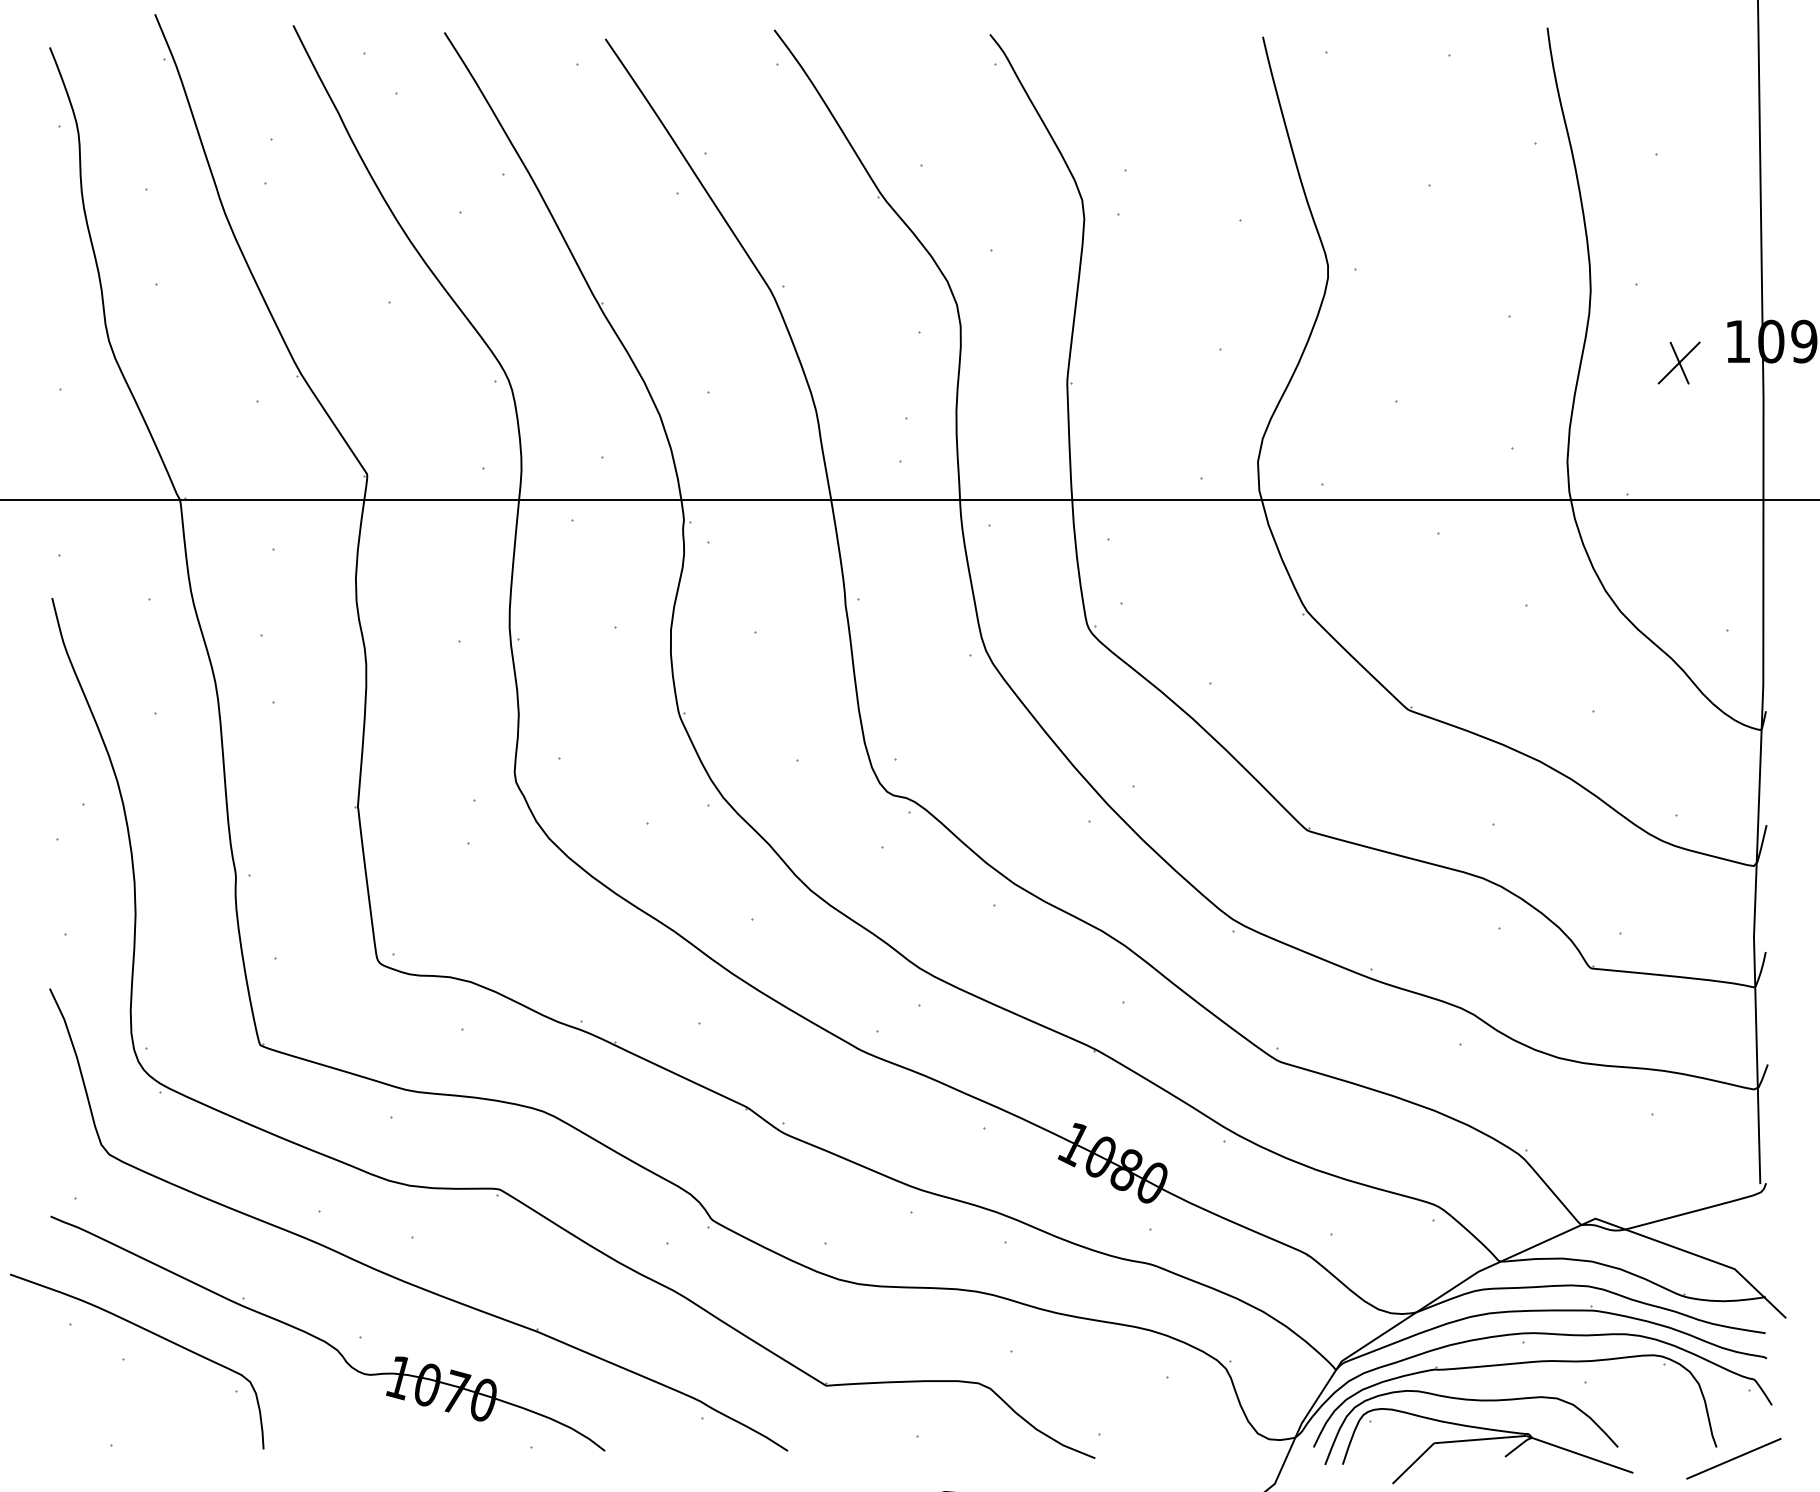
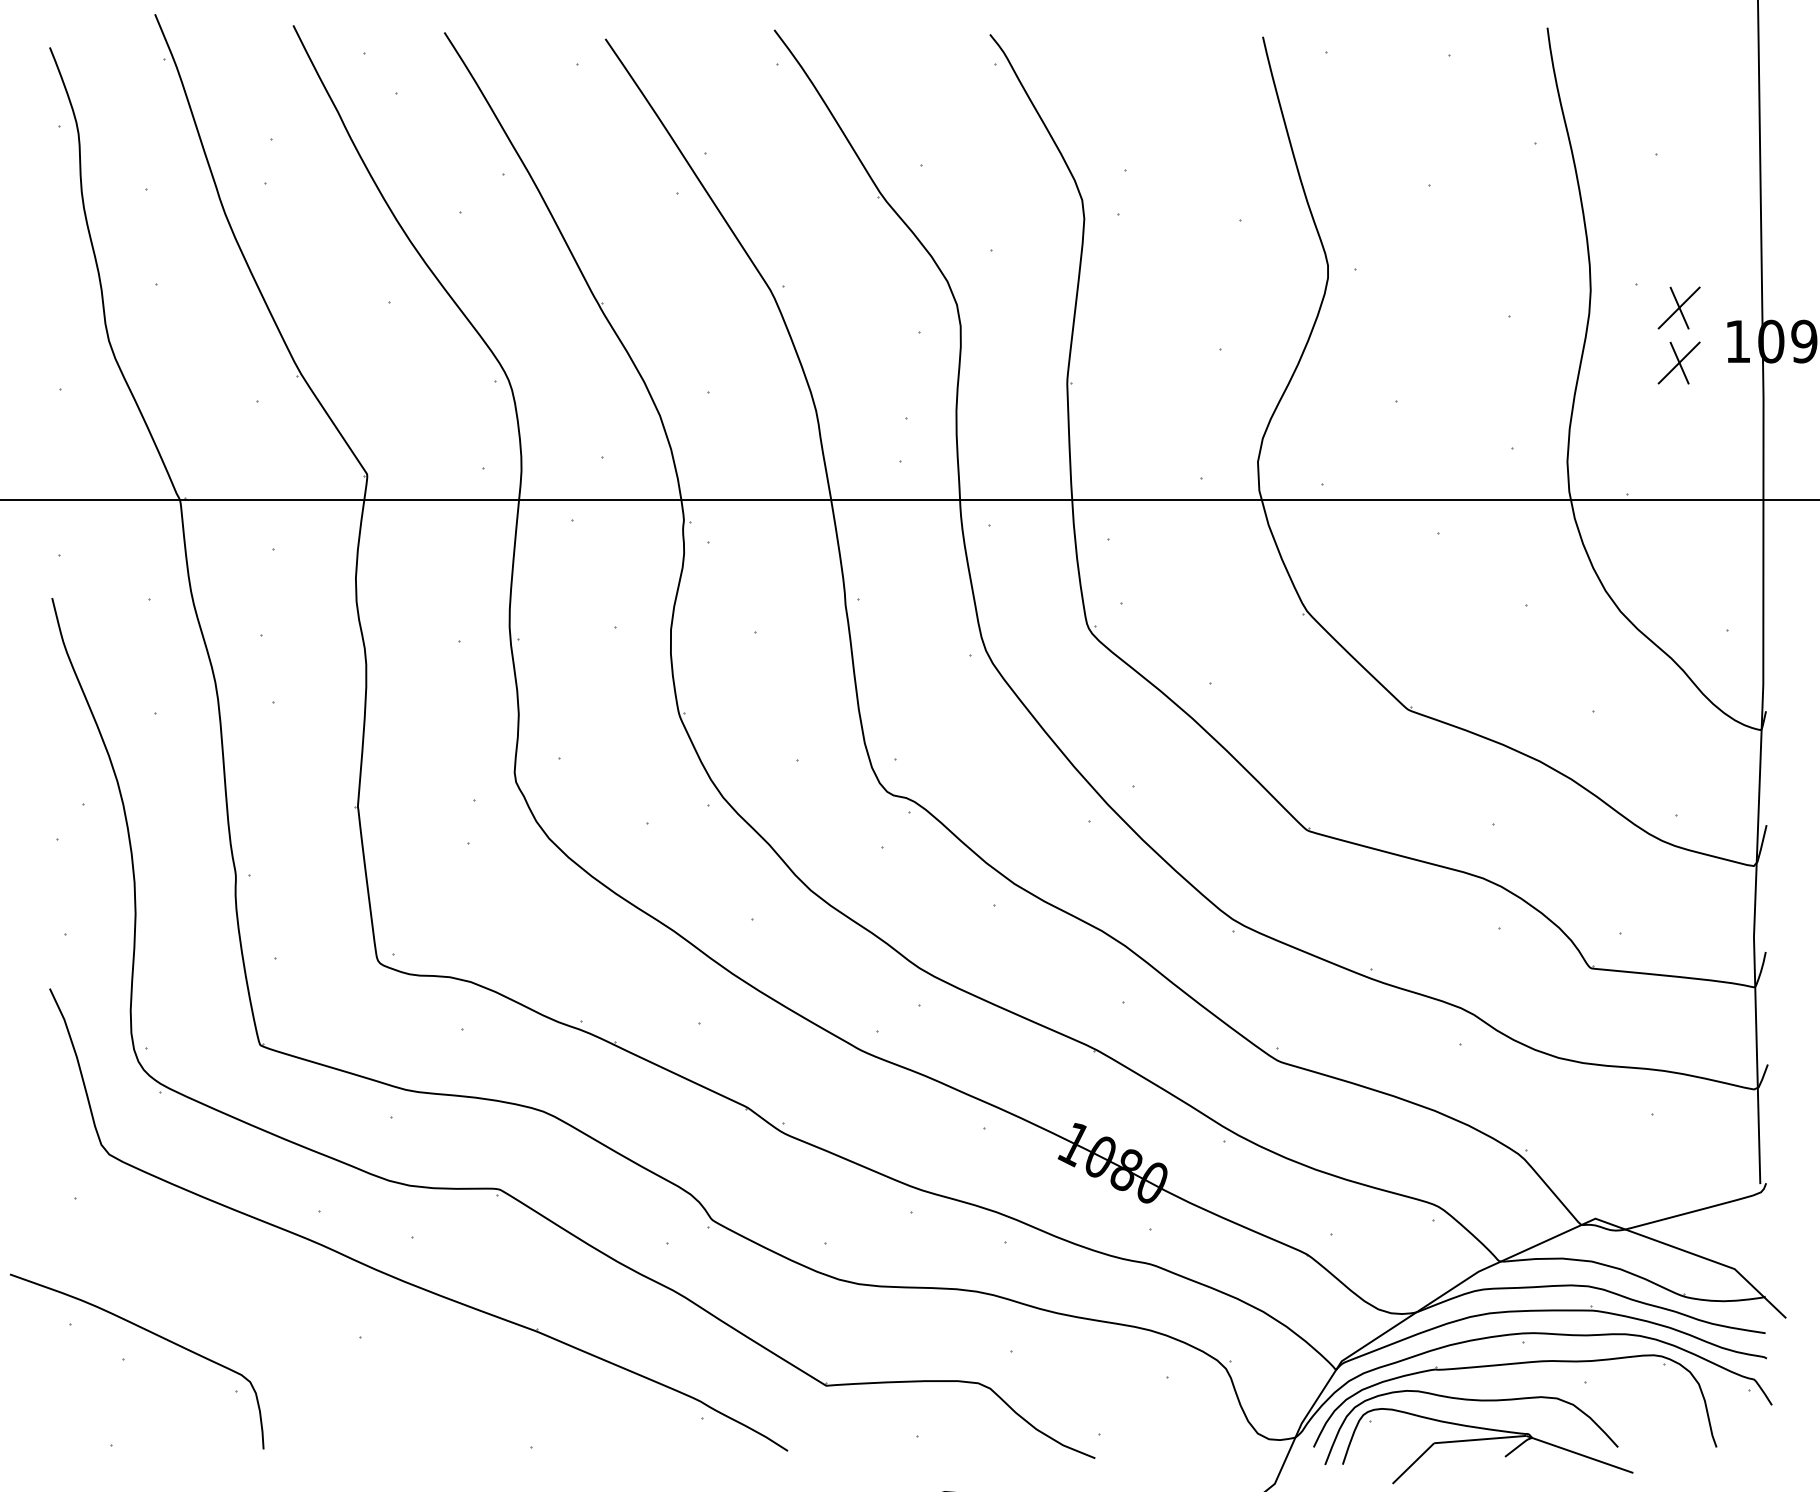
part: none -> present (1678, 307)
part: present -> none (324, 1340)
line: present -> none (1733, 1458)
